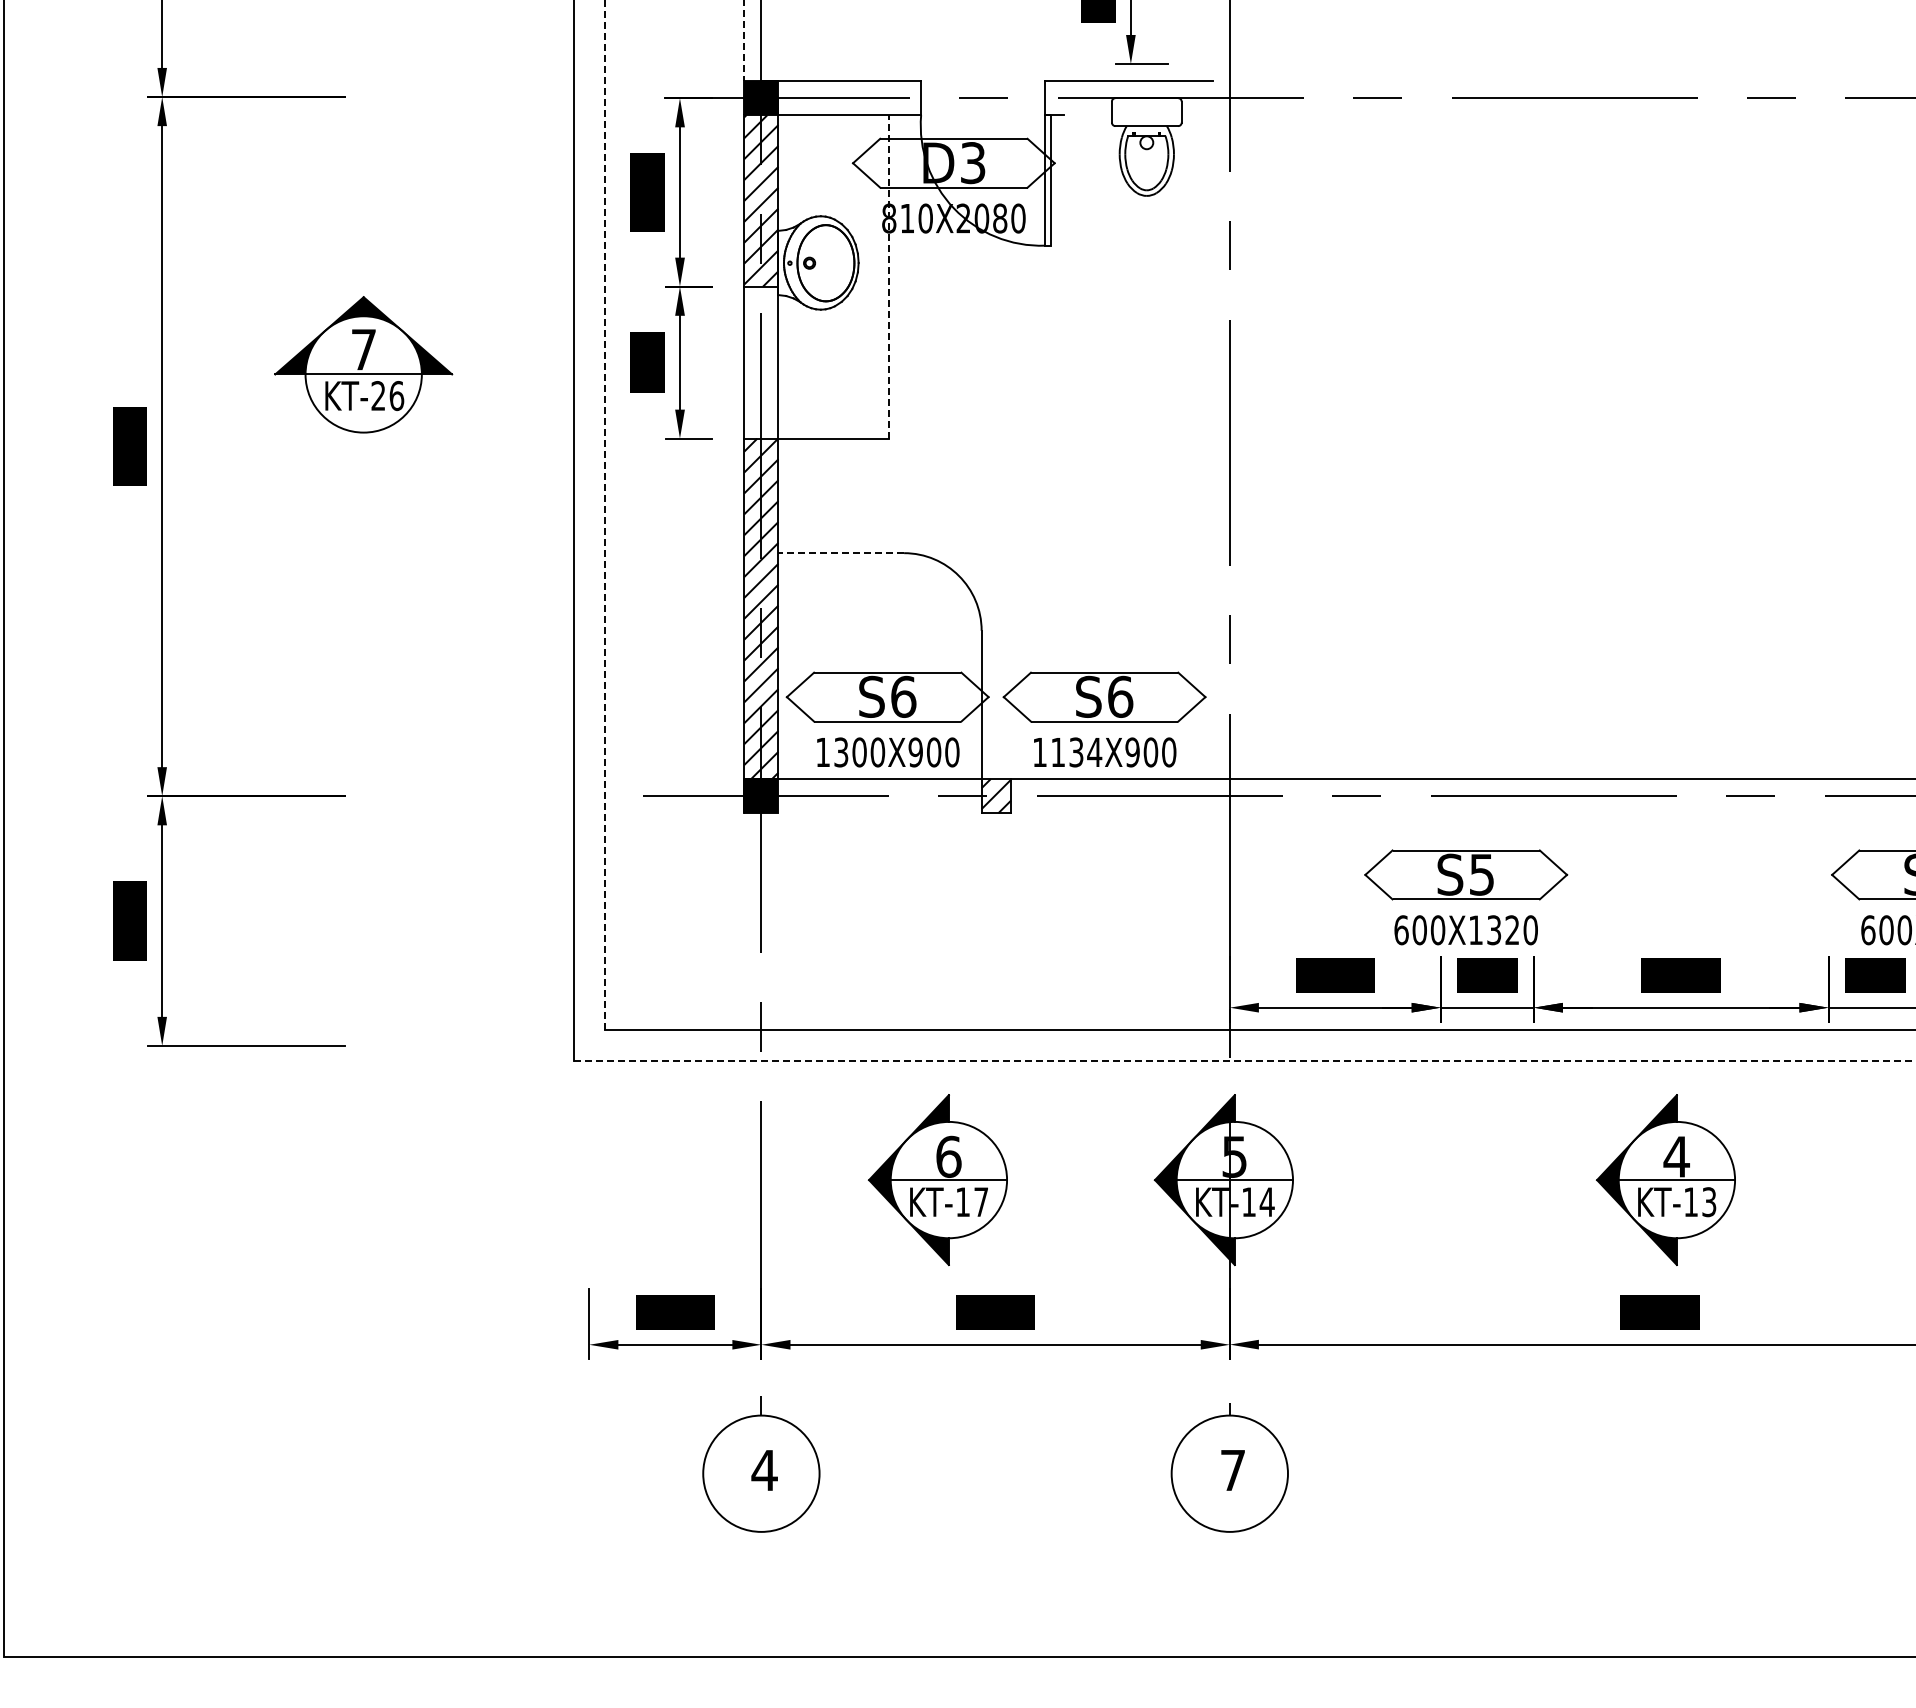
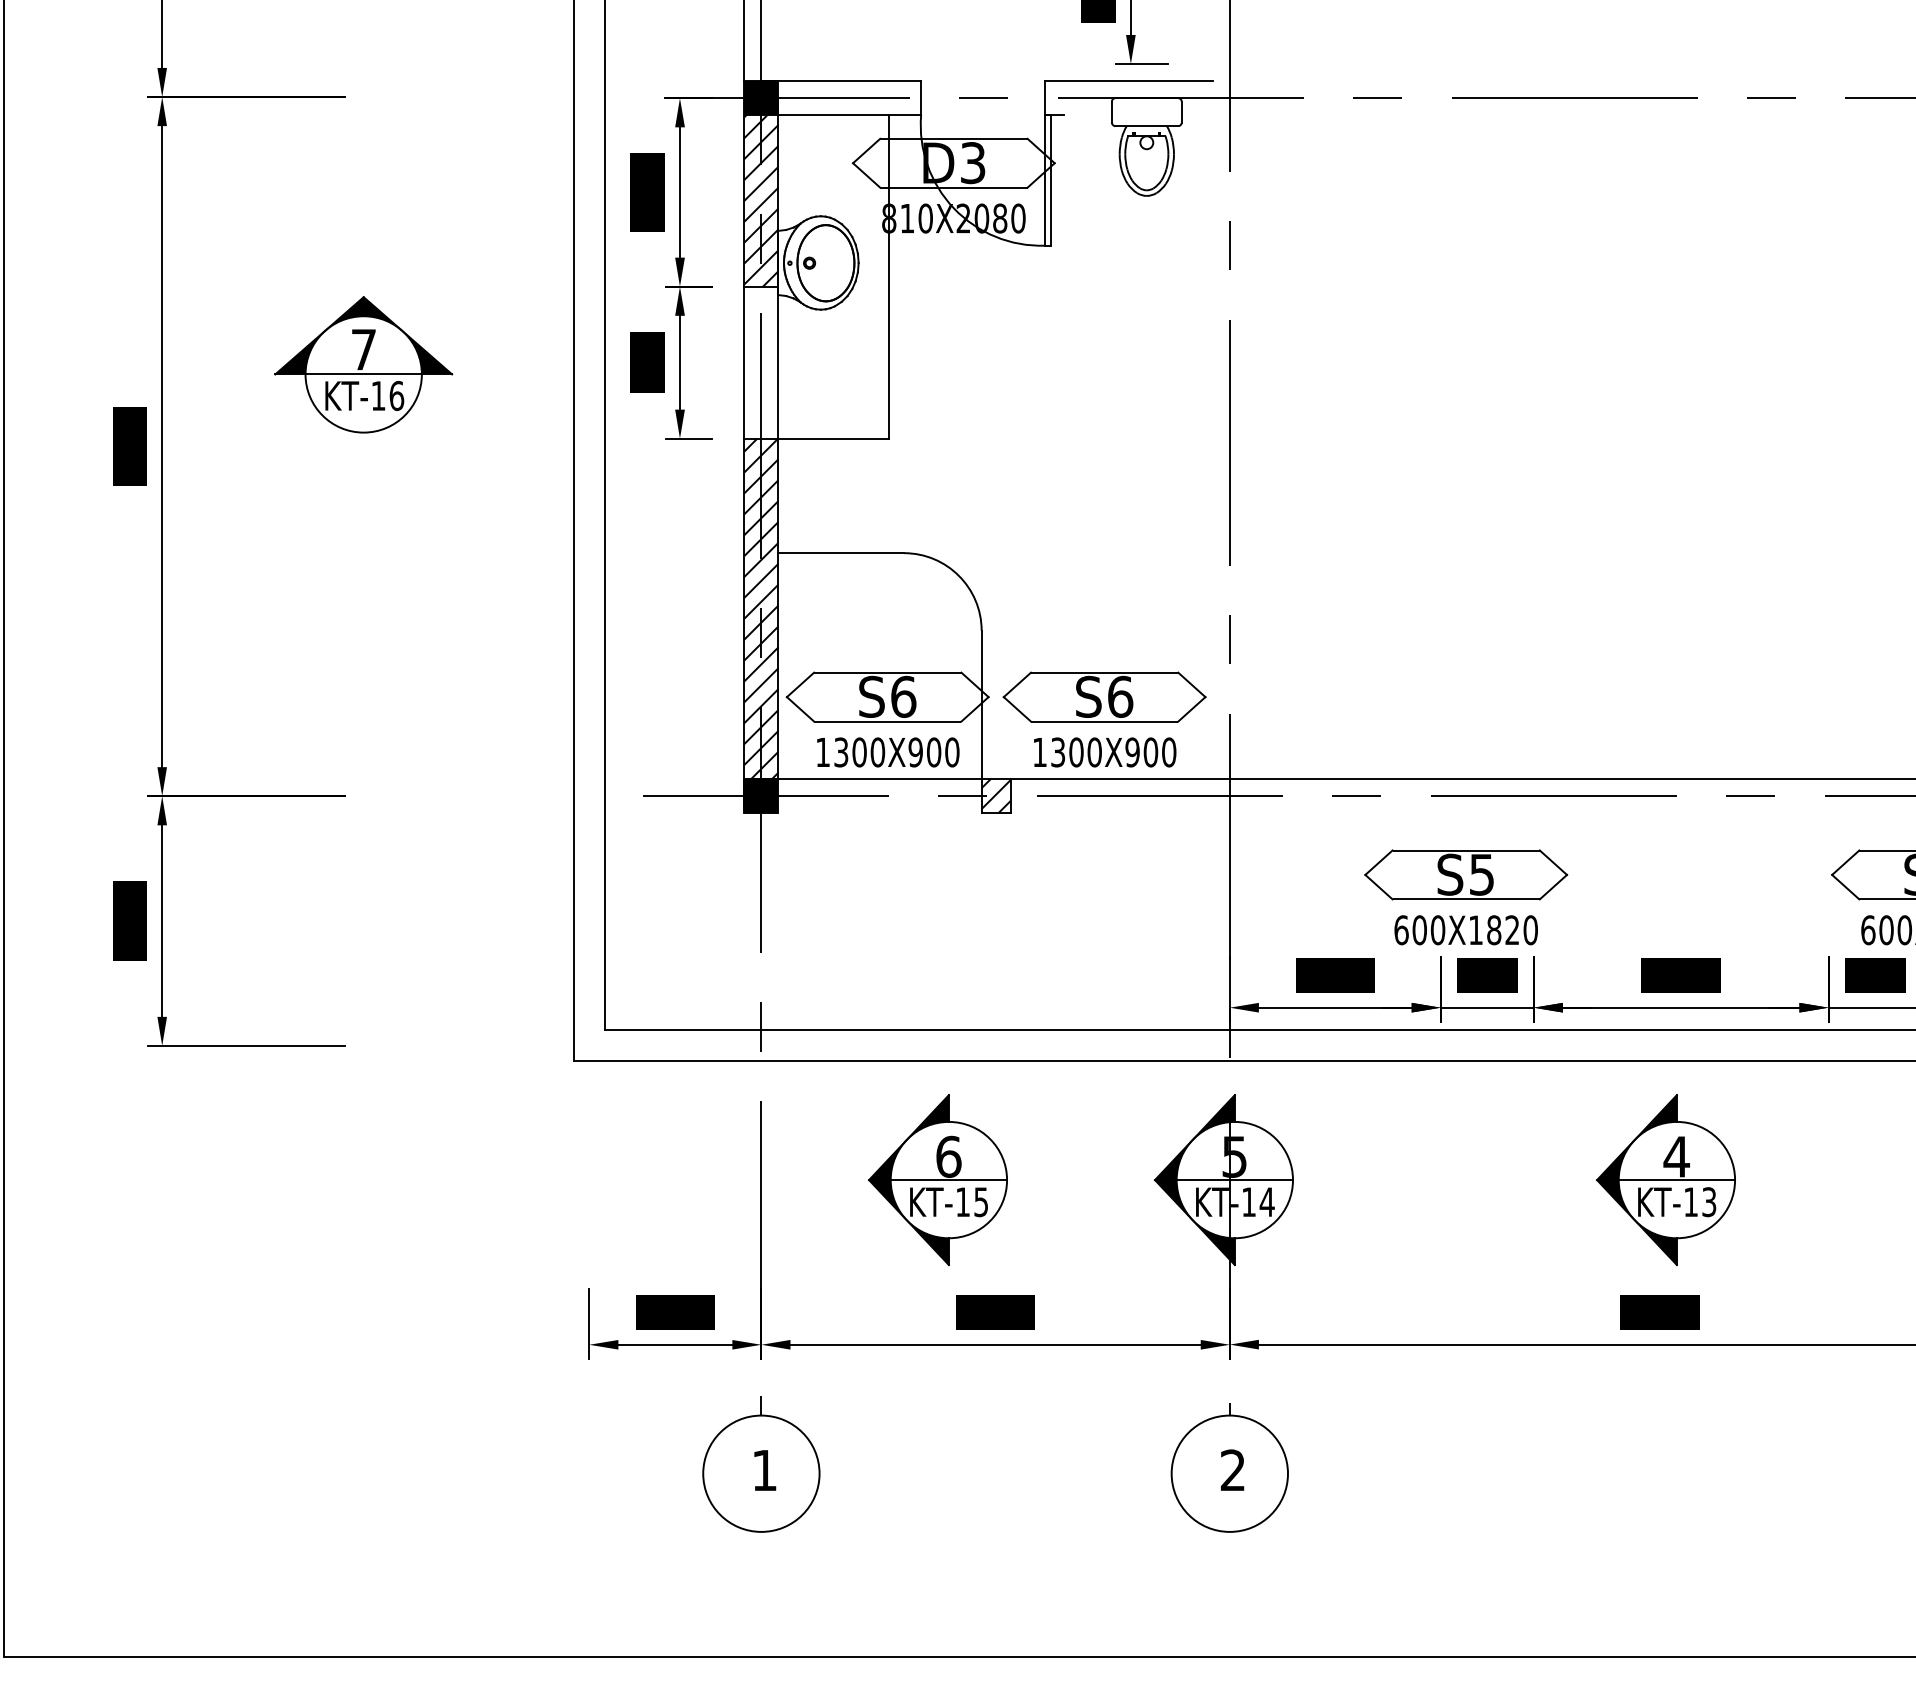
line: dashed -> solid (744, 41)
line: dashed -> solid (889, 276)
text: KT-26 -> KT-16 (378, 395)
line: dashed -> solid (604, 515)
line: dashed -> solid (841, 553)
text: 1134X900 -> 1300X900 (1076, 752)
text: 600X1320 -> 600X1820 (1494, 930)
line: dashed -> solid (1244, 1061)
text: KT-17 -> KT-15 (980, 1202)
text: 7 -> 2 (1232, 1469)
text: 4 -> 1 (764, 1470)
